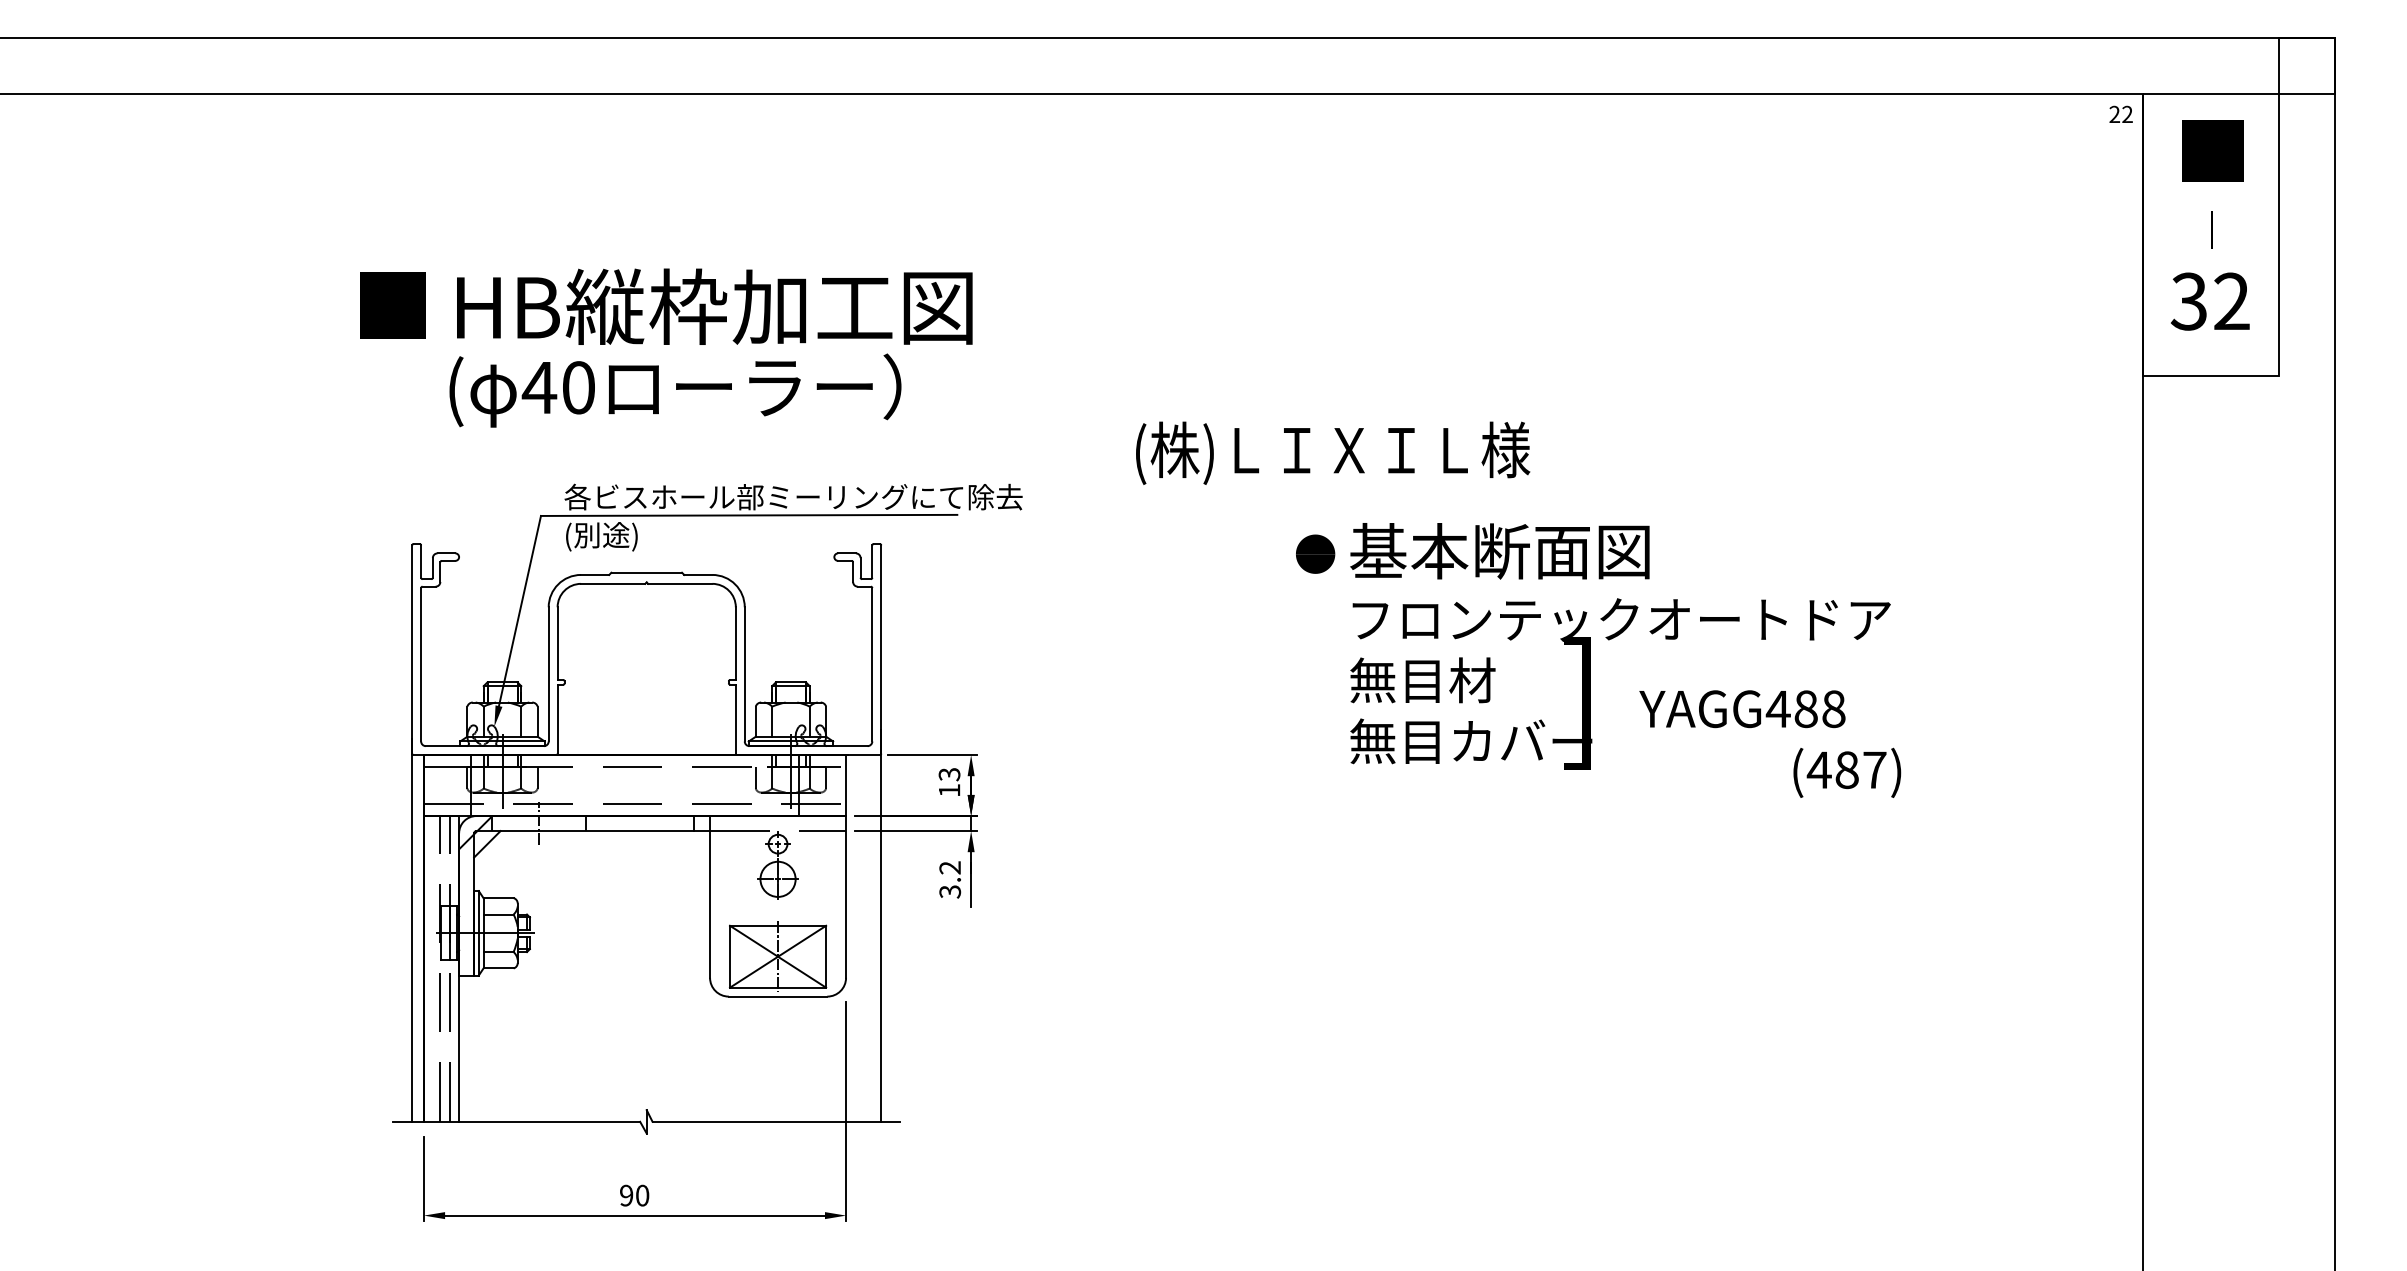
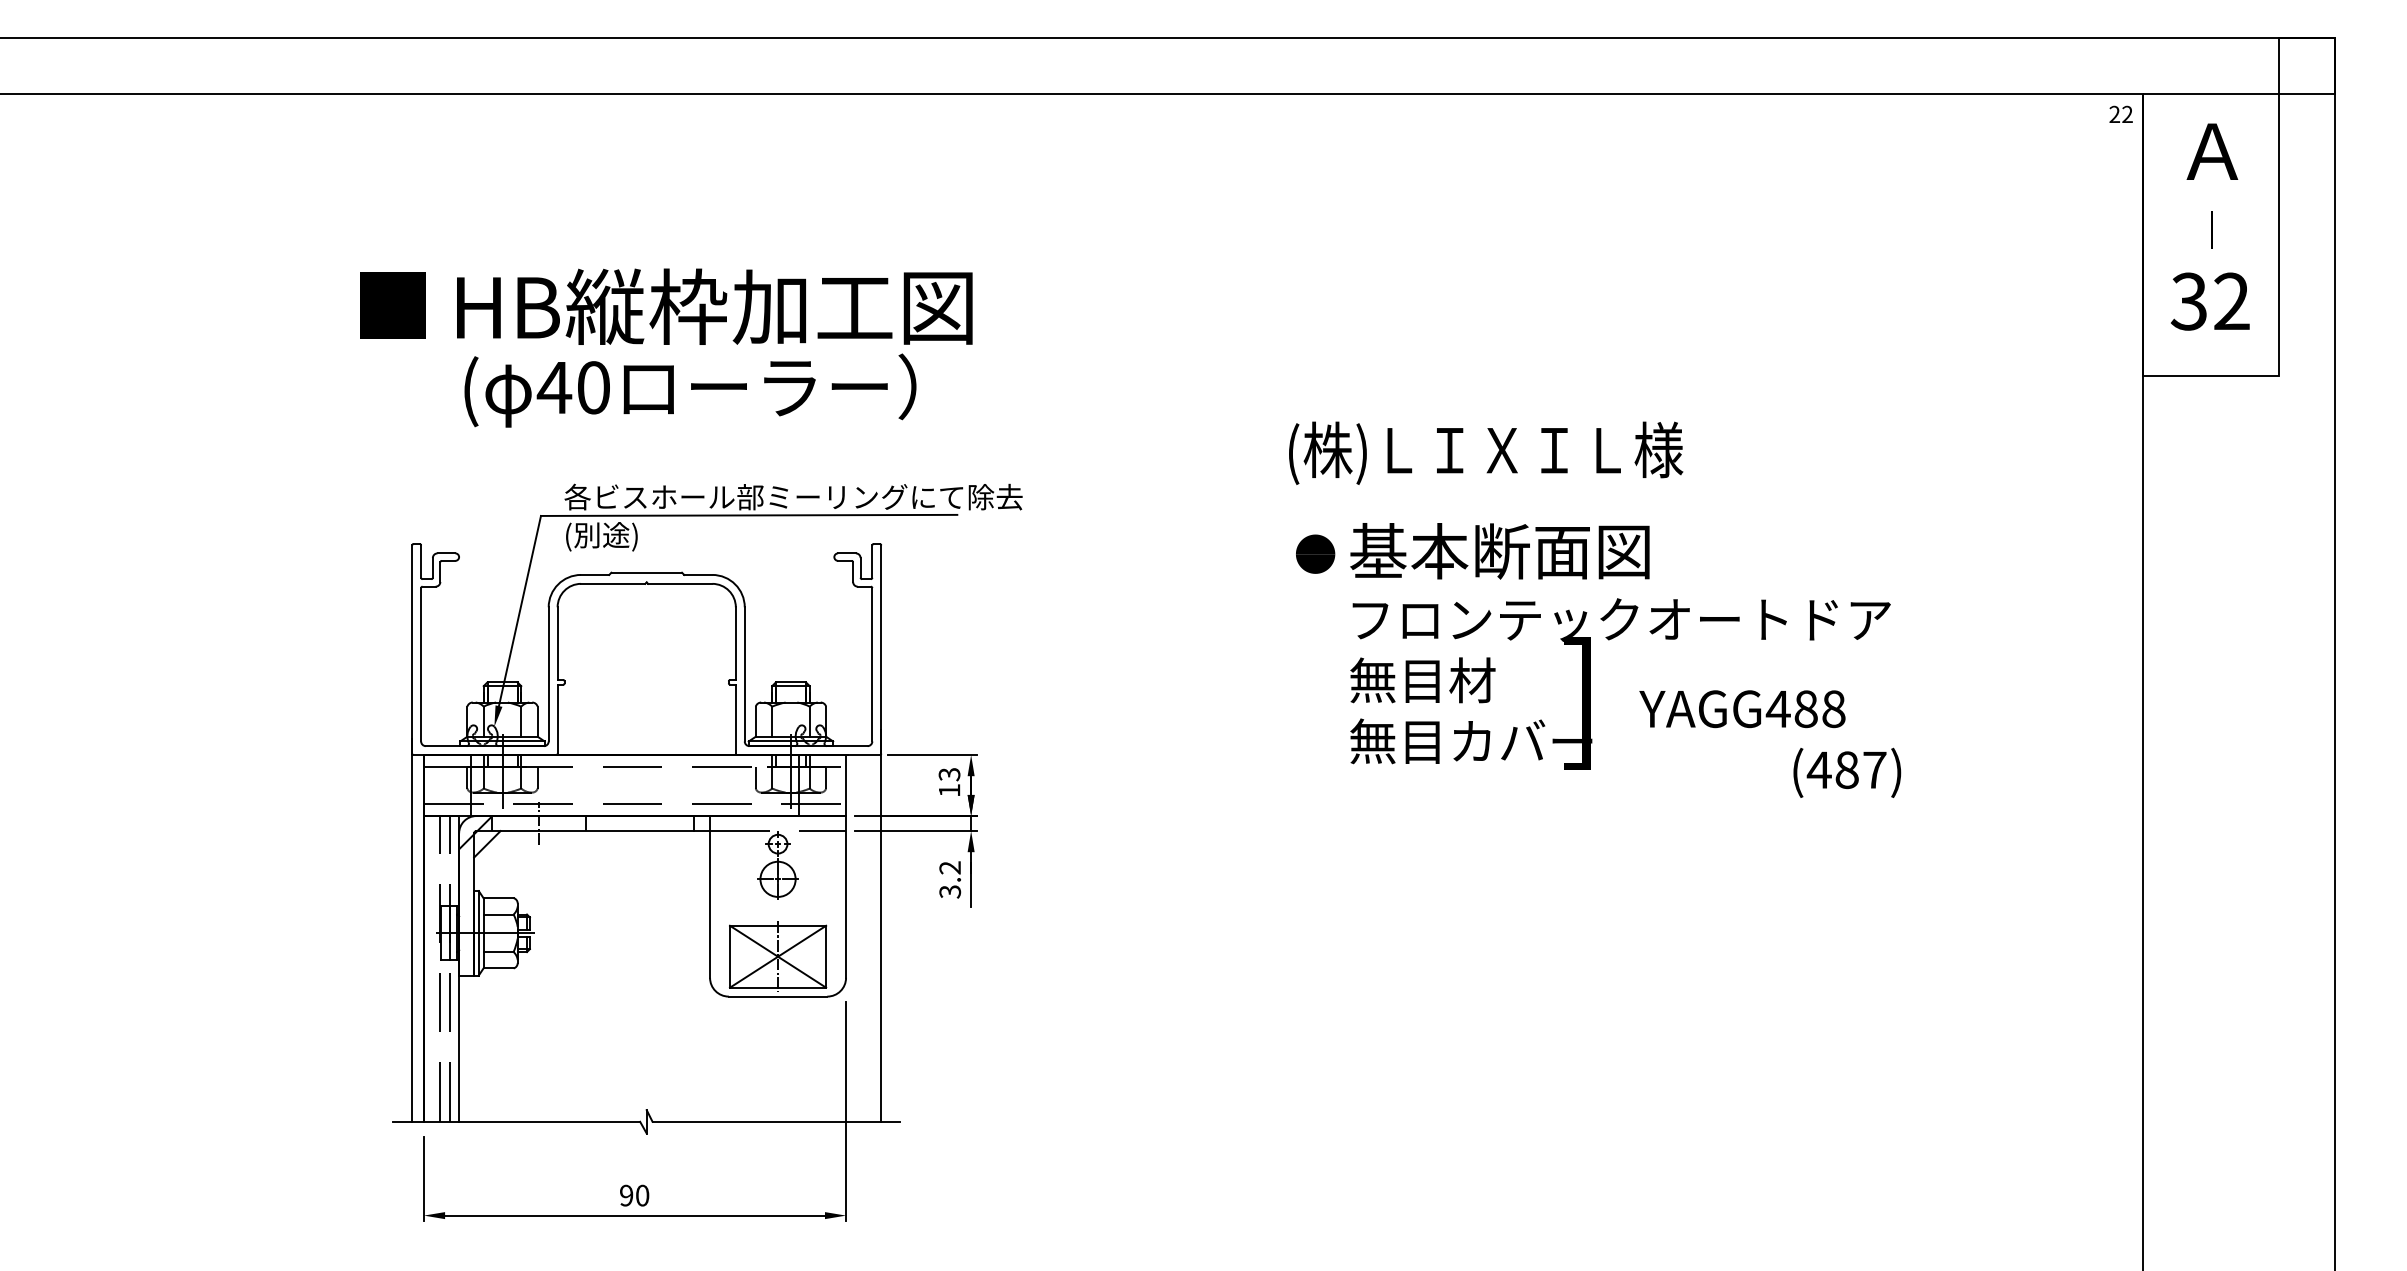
text: ■ -> Ａ (2212, 150)
text position: (675, 390) -> (690, 390) (690, 390)
text position: (1333, 452) -> (1486, 452) (1486, 452)
